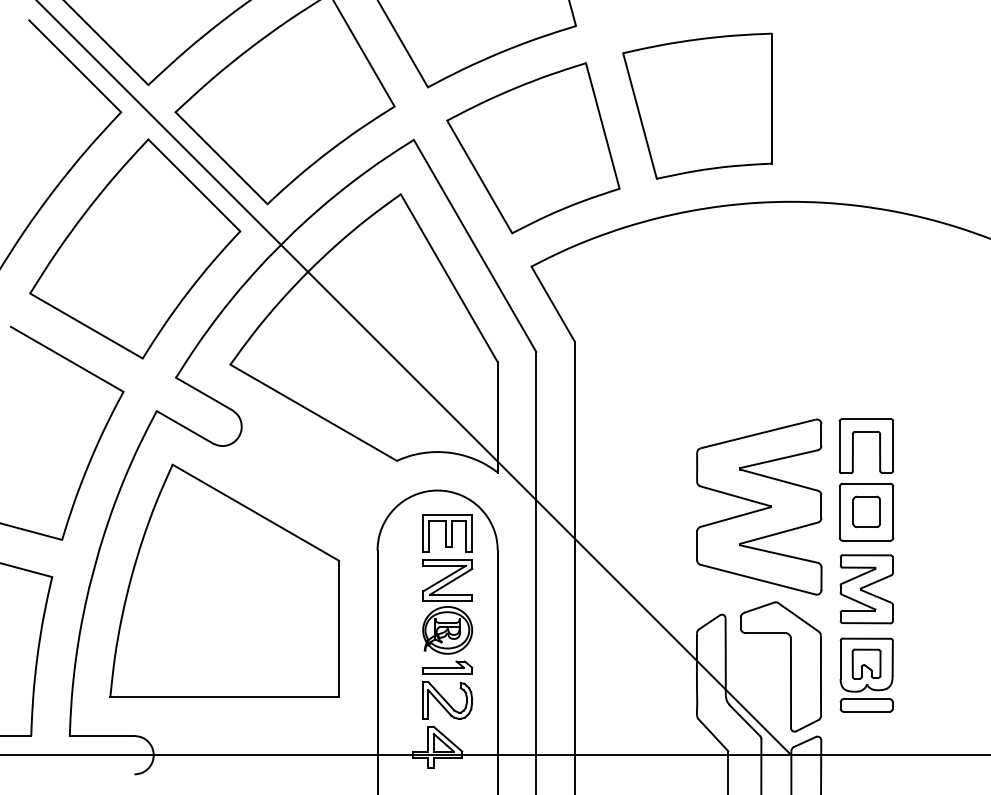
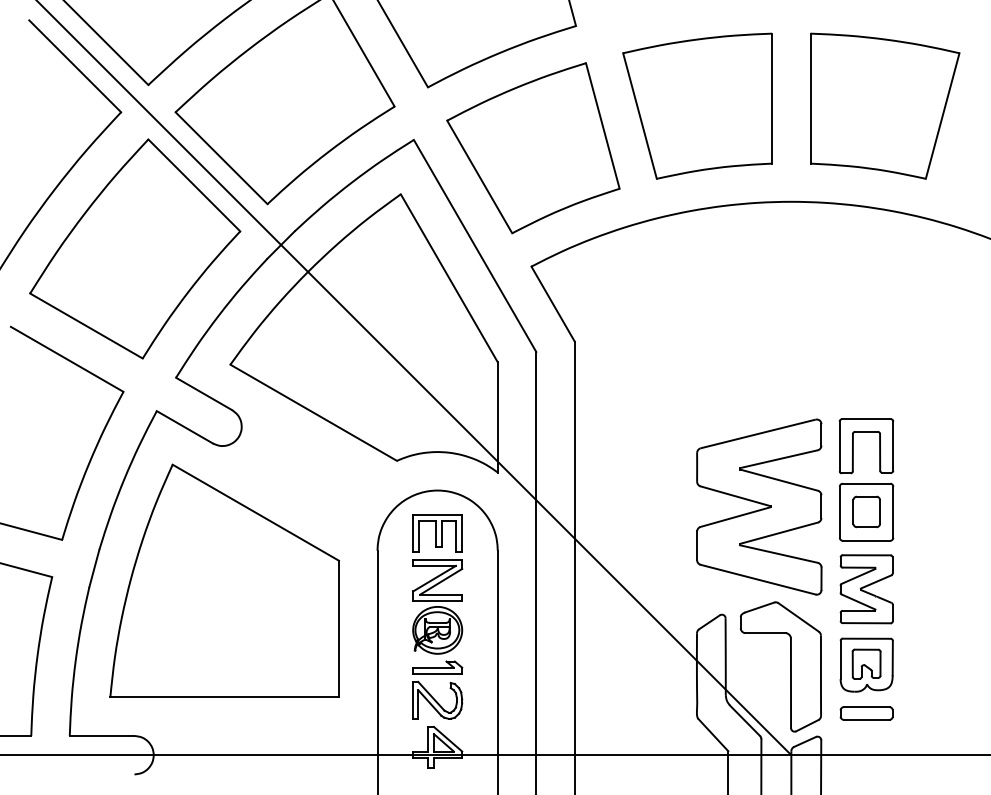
part: none -> present (885, 105)
part position: (447, 616) -> (437, 616) (437, 616)
part position: (866, 705) -> (866, 713) (866, 713)
